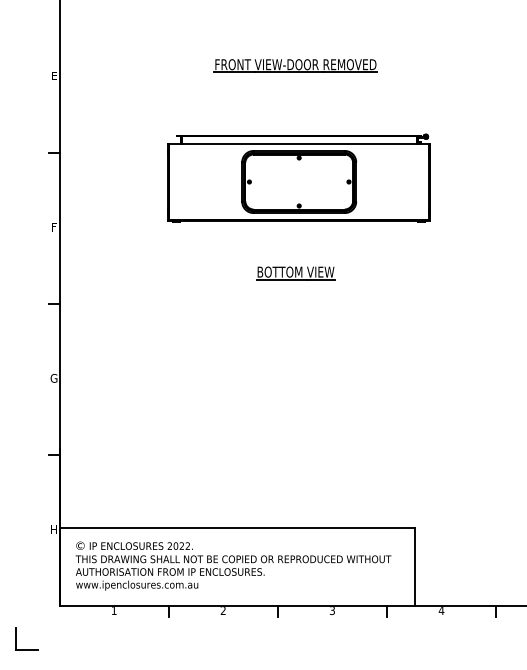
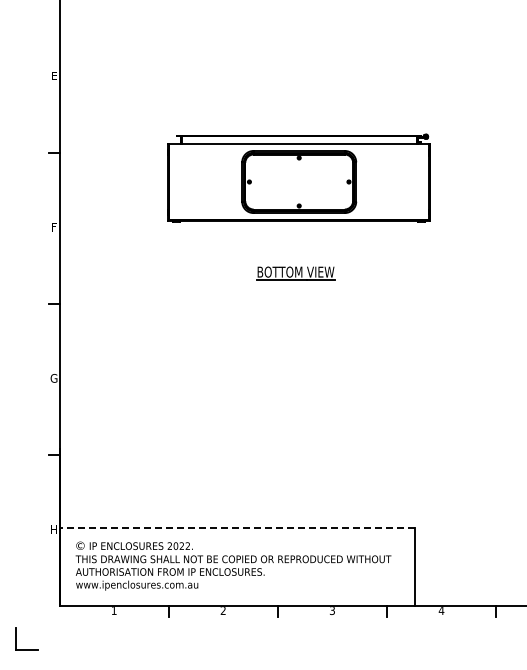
part: present -> none (295, 65)
line: solid -> dashed (236, 527)
